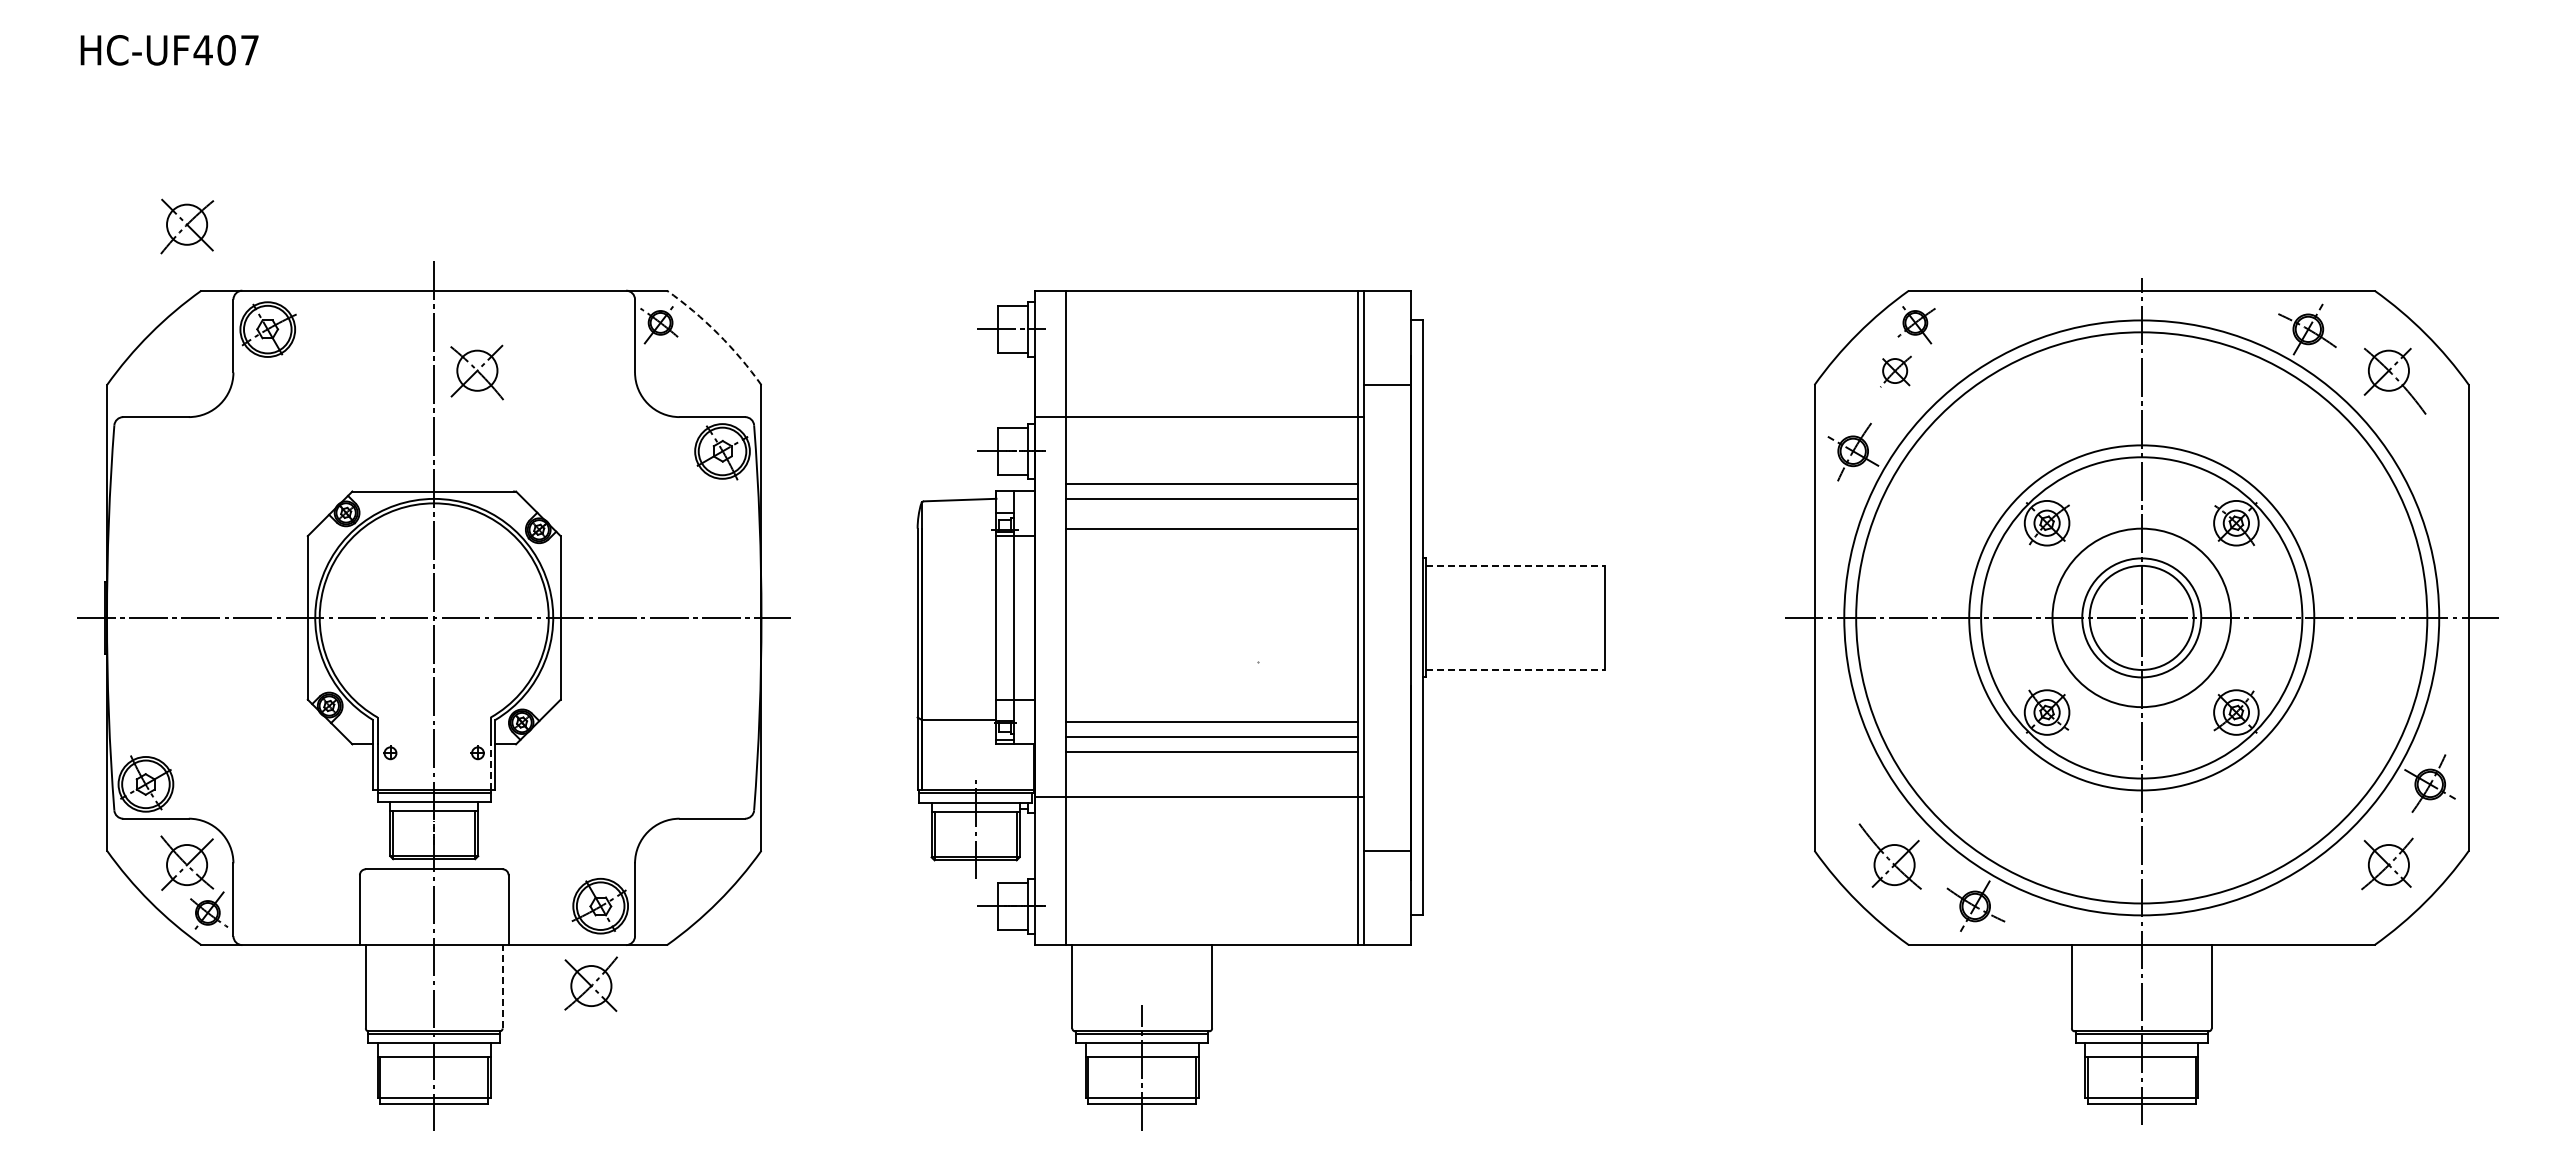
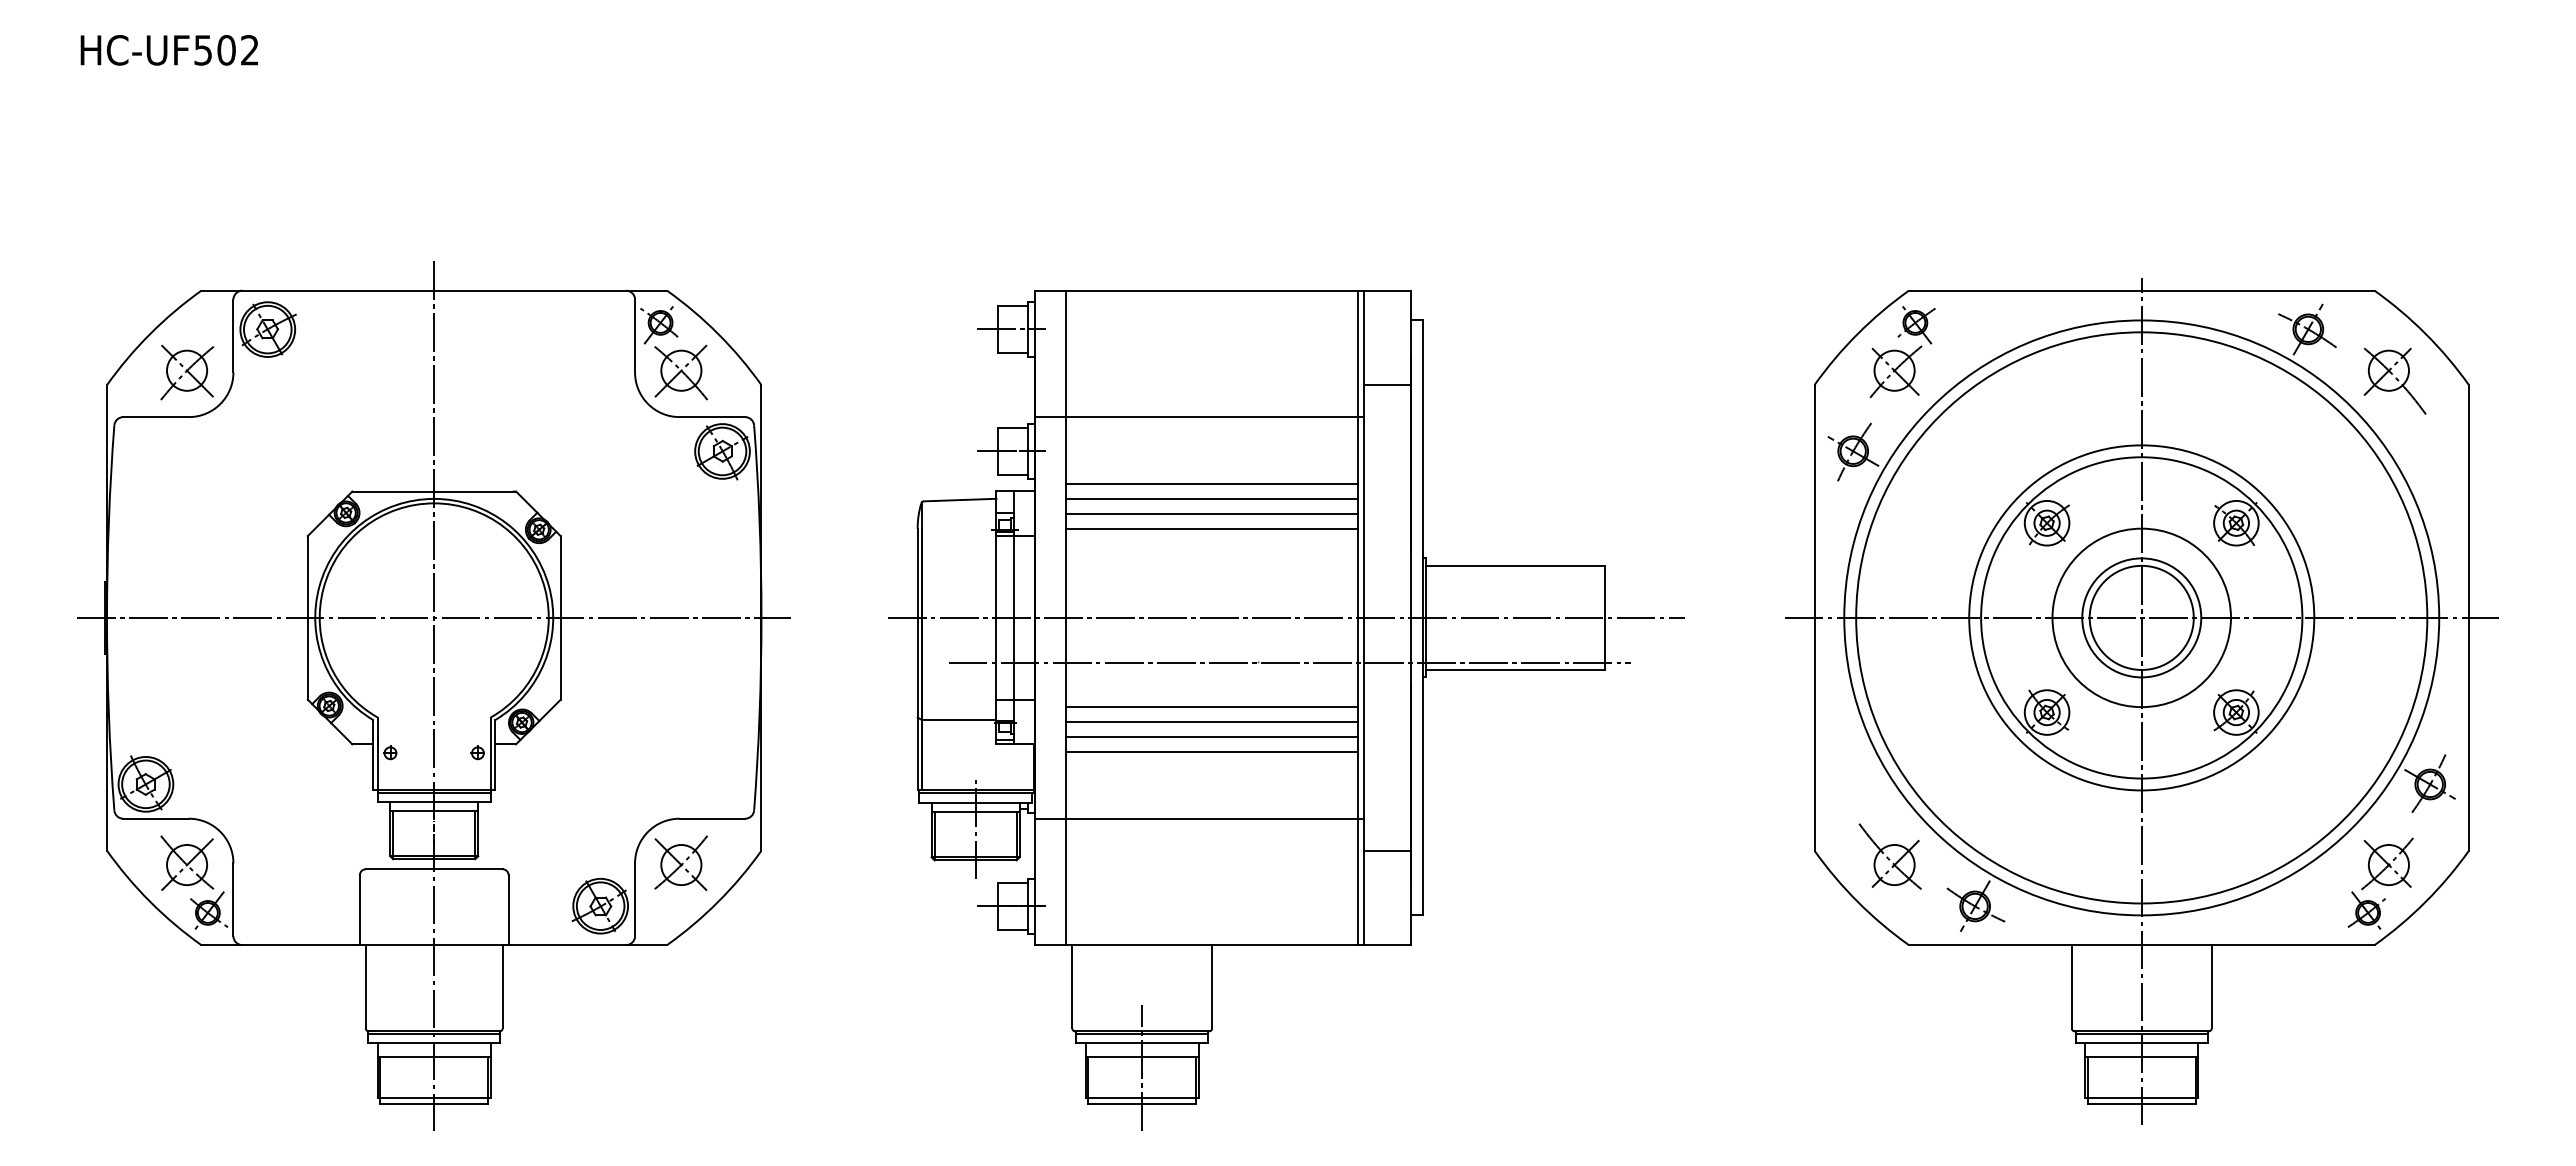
text: HC-UF407 -> HC-UF502 (225, 50)
part position: (187, 226) -> (187, 372) (187, 372)
arc: dashed -> solid (718, 333)
part size: 32x33 px -> 54x53 px (1895, 371)
part position: (476, 372) -> (680, 372) (680, 372)
line: none -> present (1211, 513)
line: dashed -> solid (1516, 565)
line: none -> present (1286, 617)
line: none -> present (1289, 662)
line: dashed -> solid (1516, 669)
line: none -> present (1211, 707)
line: dashed -> solid (490, 766)
line position: (1199, 796) -> (1199, 818) (1199, 818)
part: none -> present (2366, 910)
part position: (590, 983) -> (680, 862) (680, 862)
line: dashed -> solid (502, 986)
